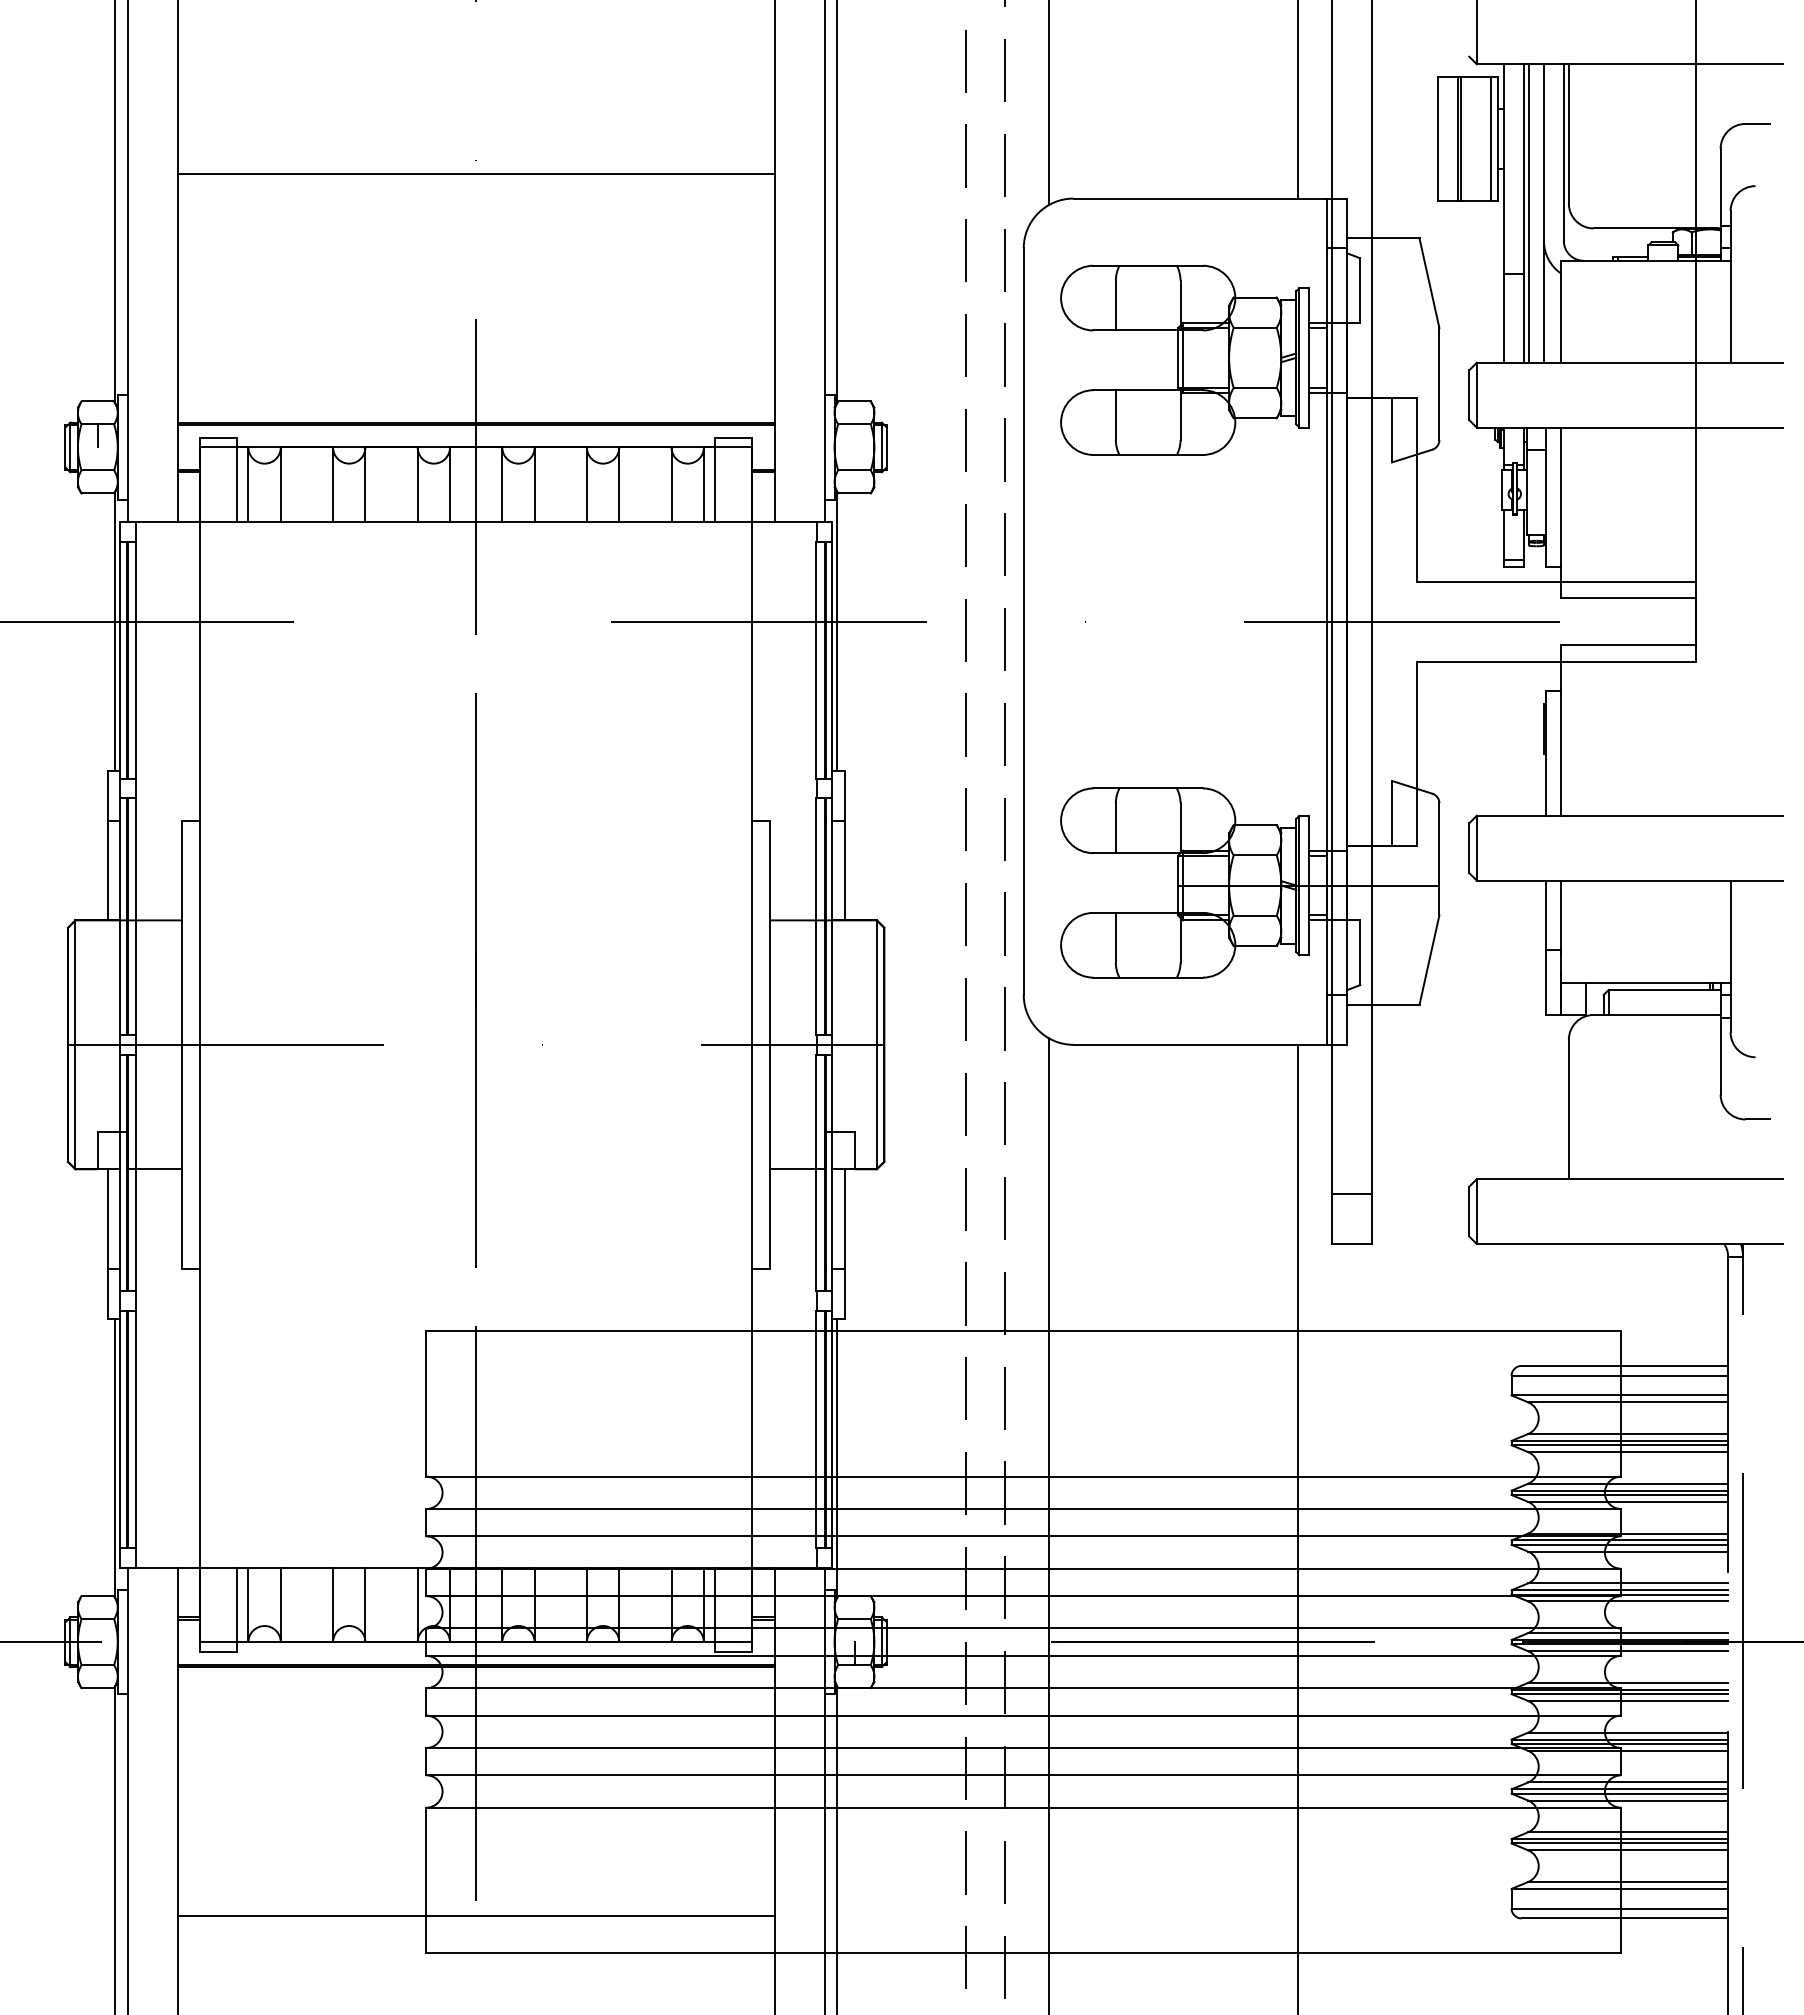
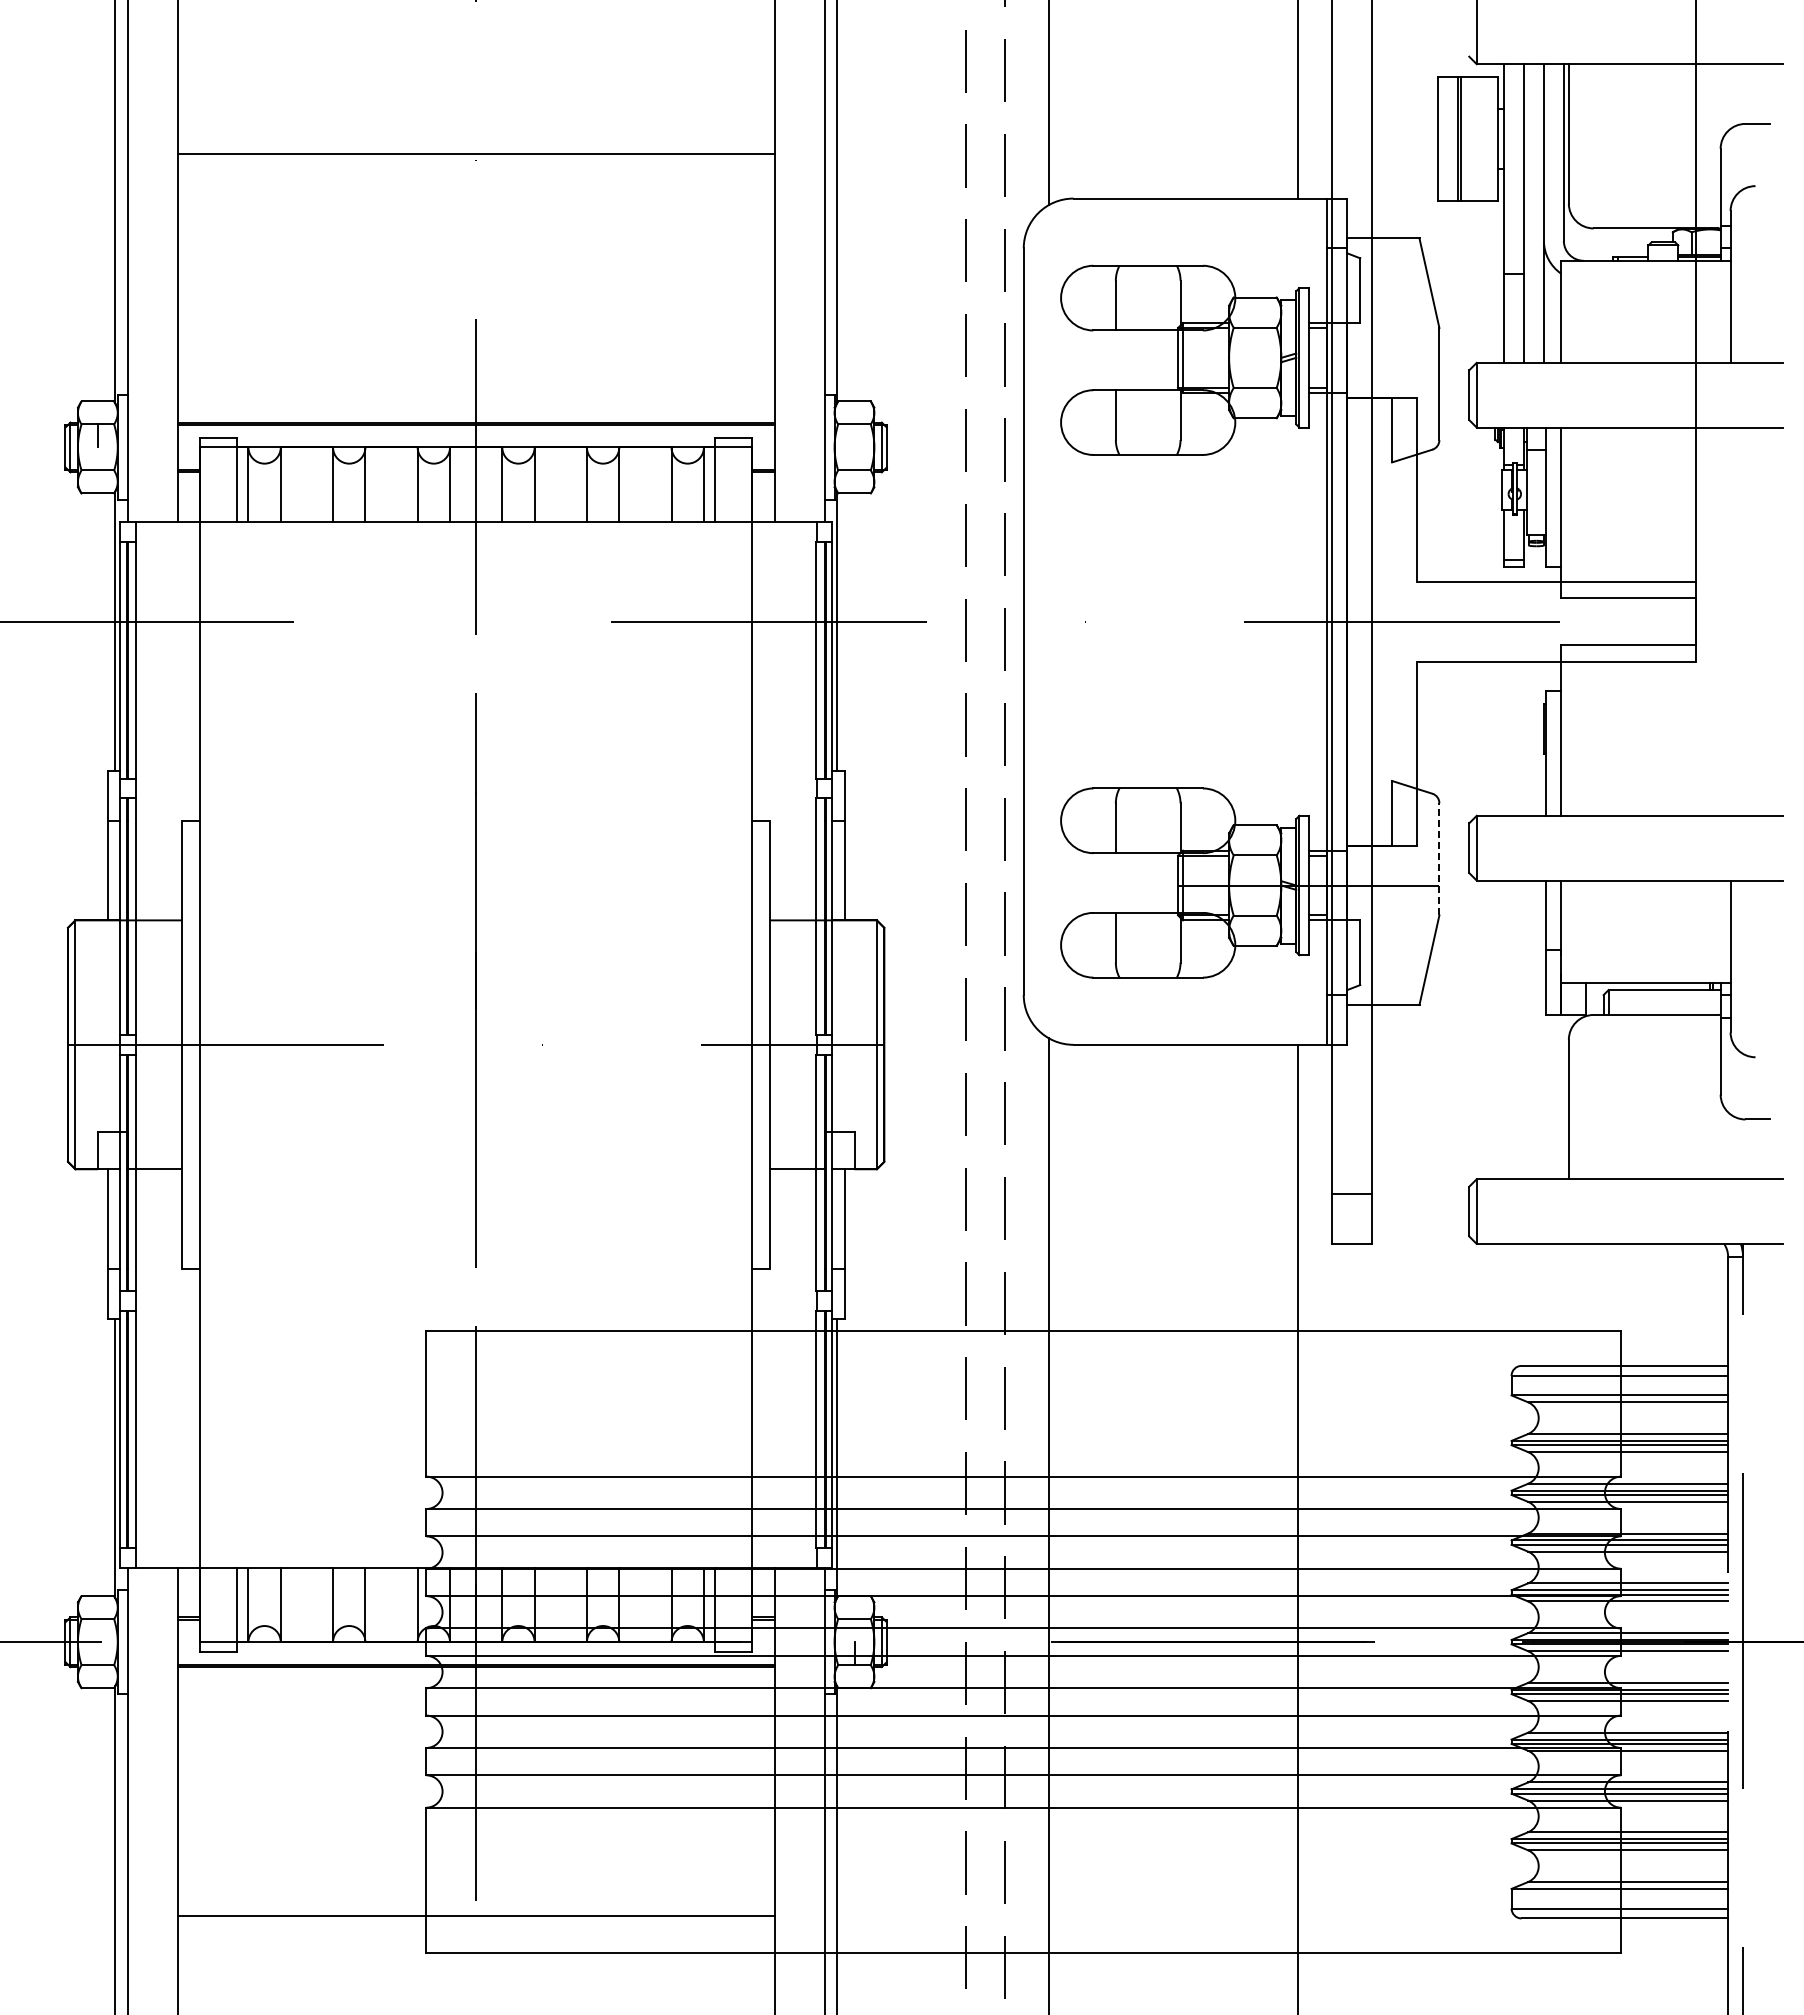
line: present -> none (1491, 138)
line position: (475, 173) -> (475, 153) (475, 153)
line: present -> none (1529, 213)
line: solid -> dashed (1439, 858)
